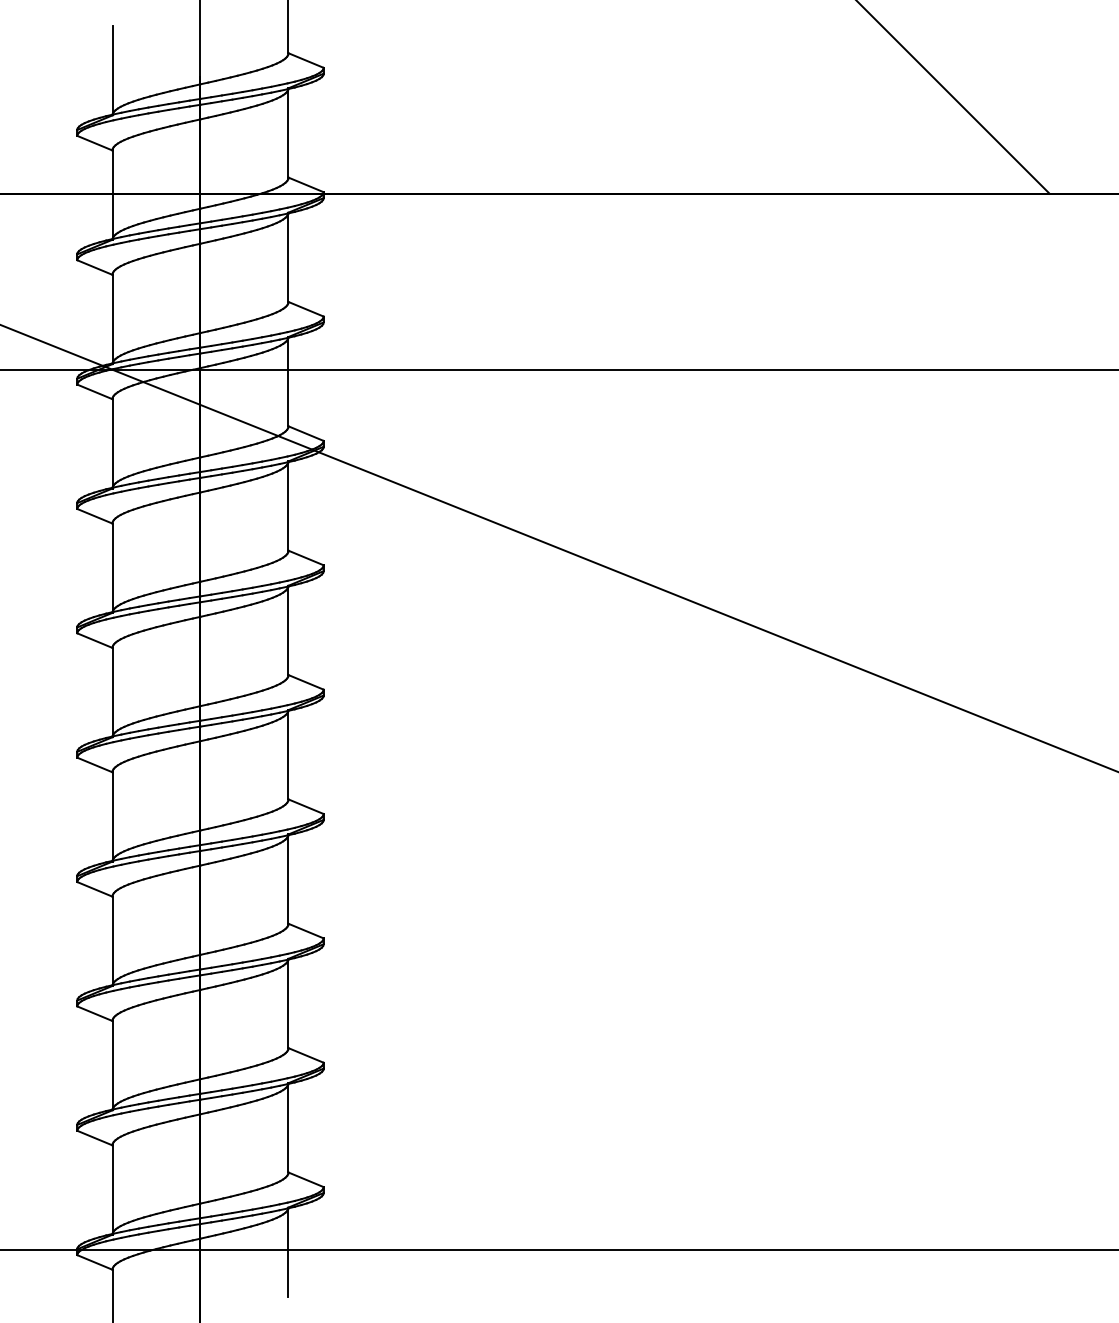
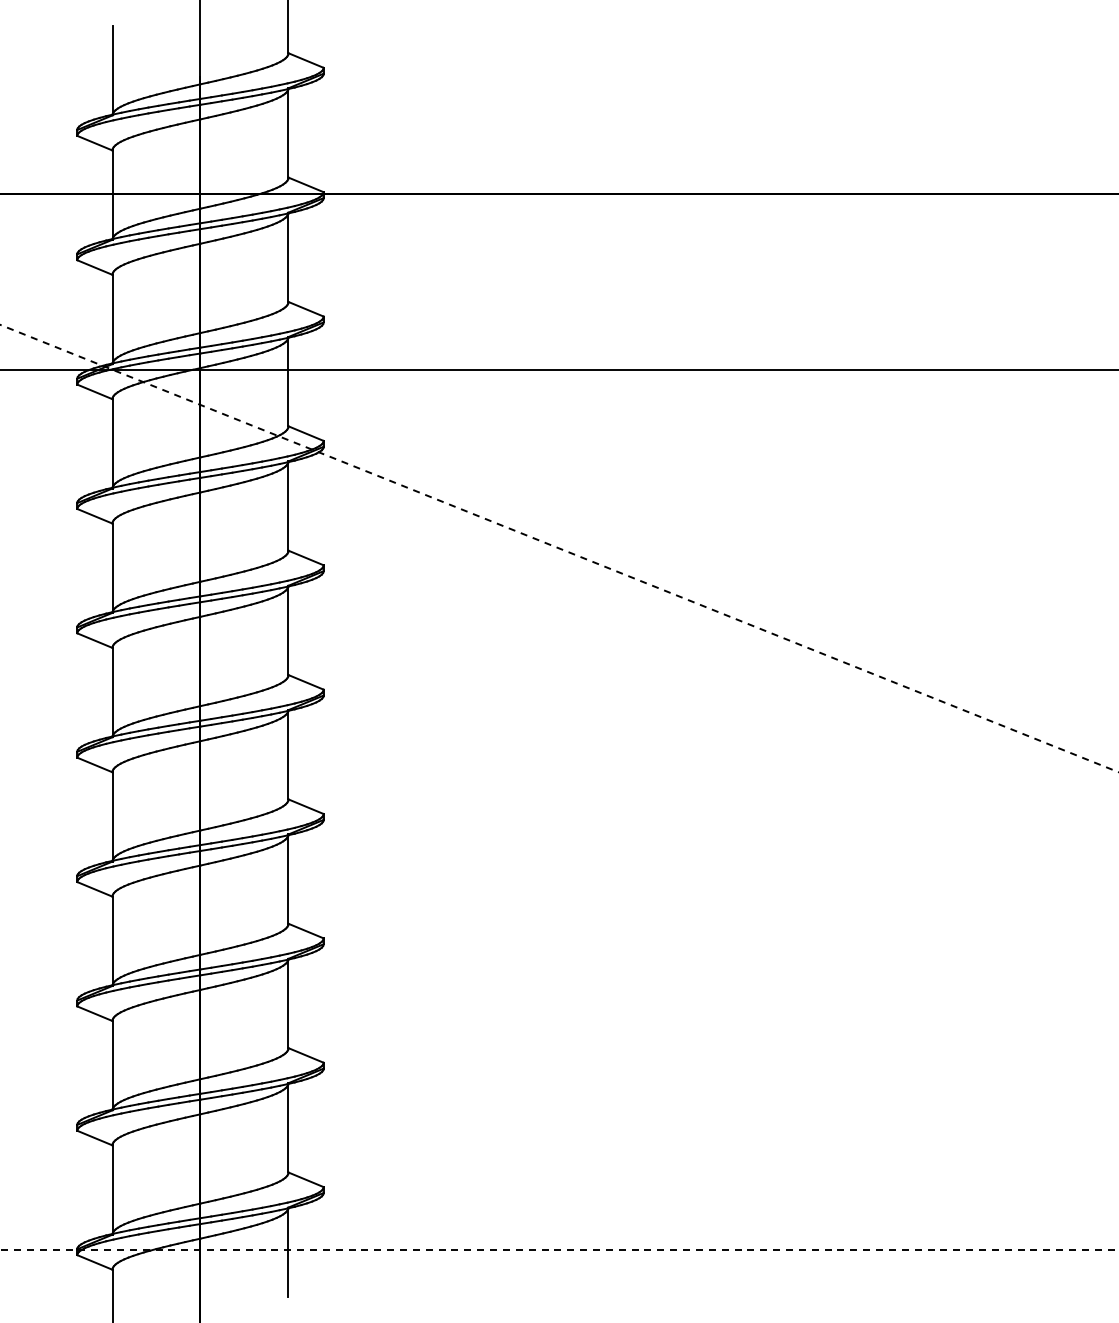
line: present -> none (953, 97)
line: solid -> dashed (559, 548)
line: solid -> dashed (559, 1249)
